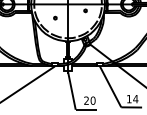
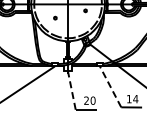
line: solid -> dashed (110, 86)
line: solid -> dashed (71, 90)
